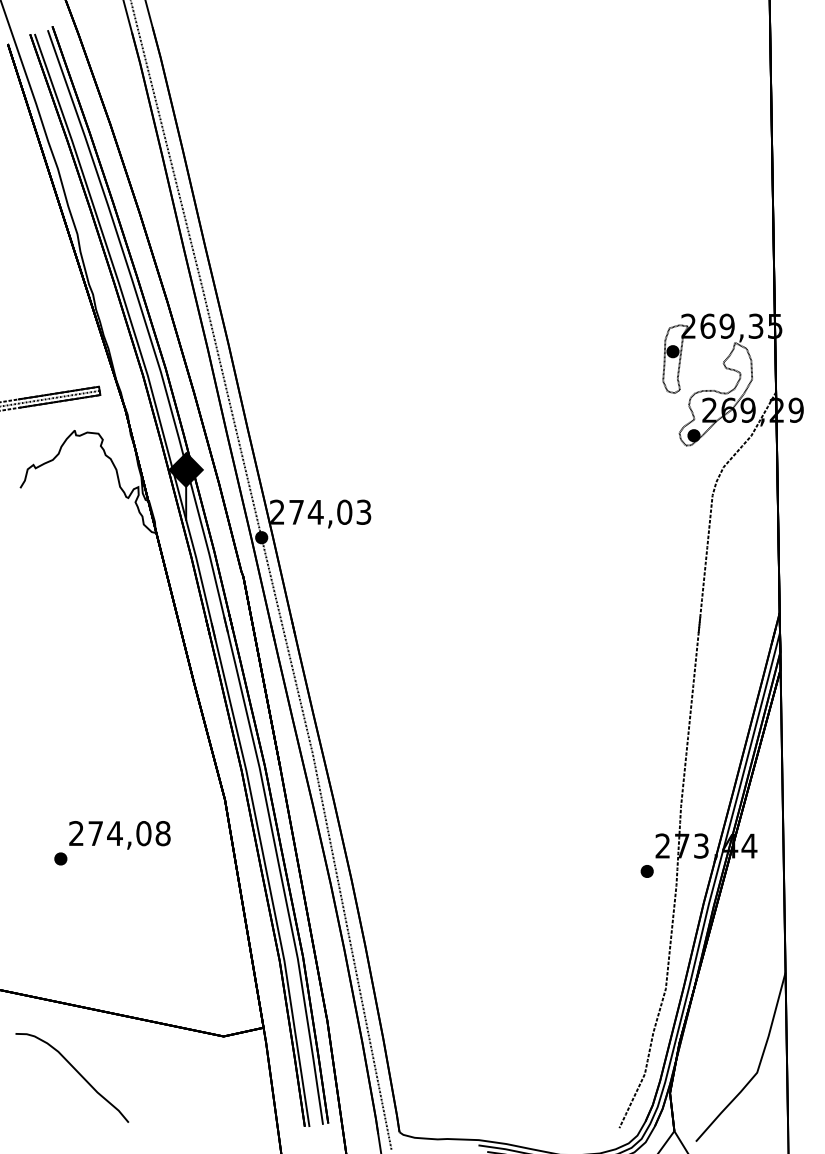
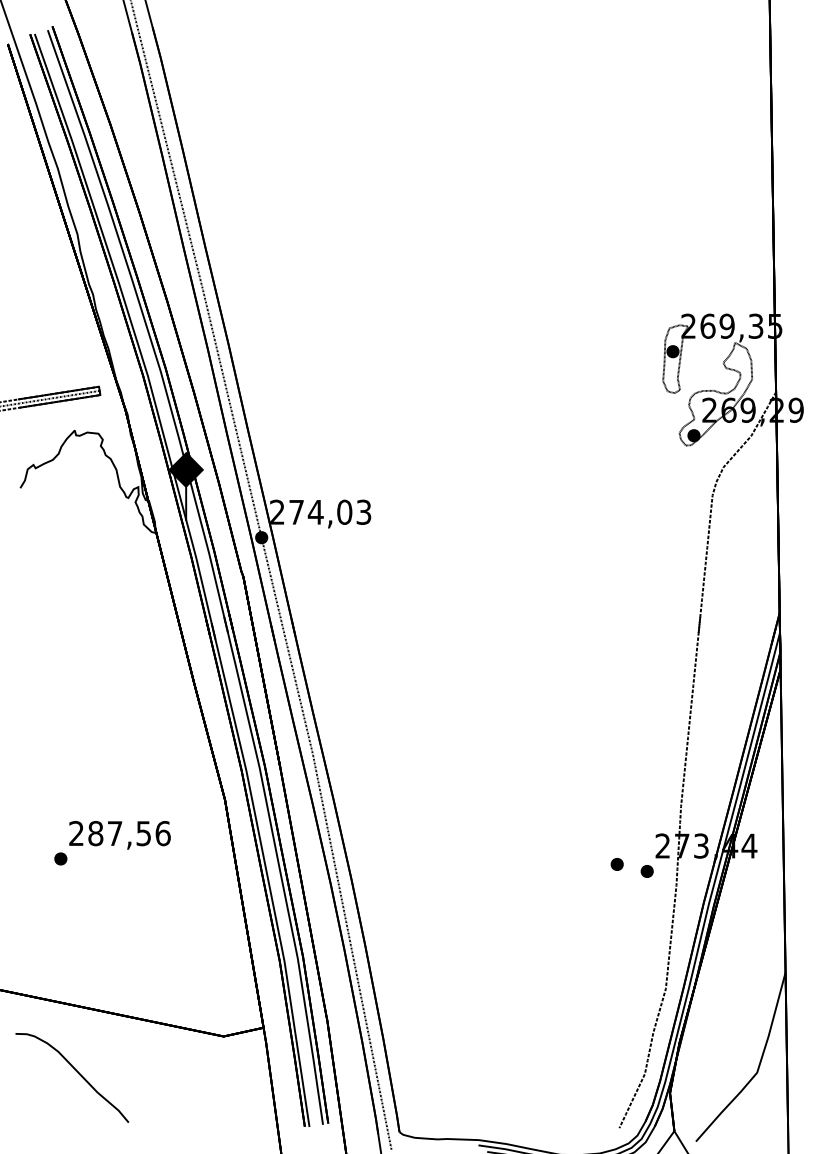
text: 274,08 -> 287,56 (129, 833)
part: none -> present (616, 864)
